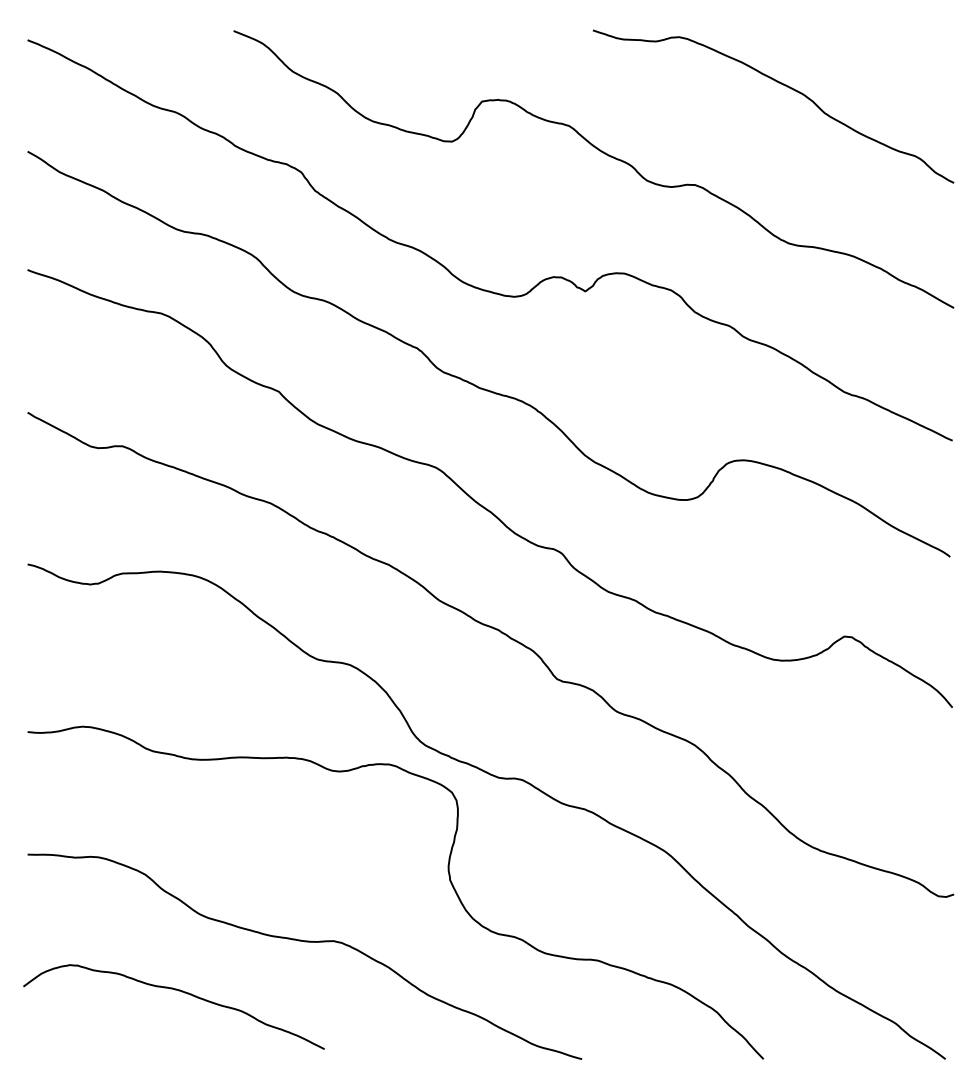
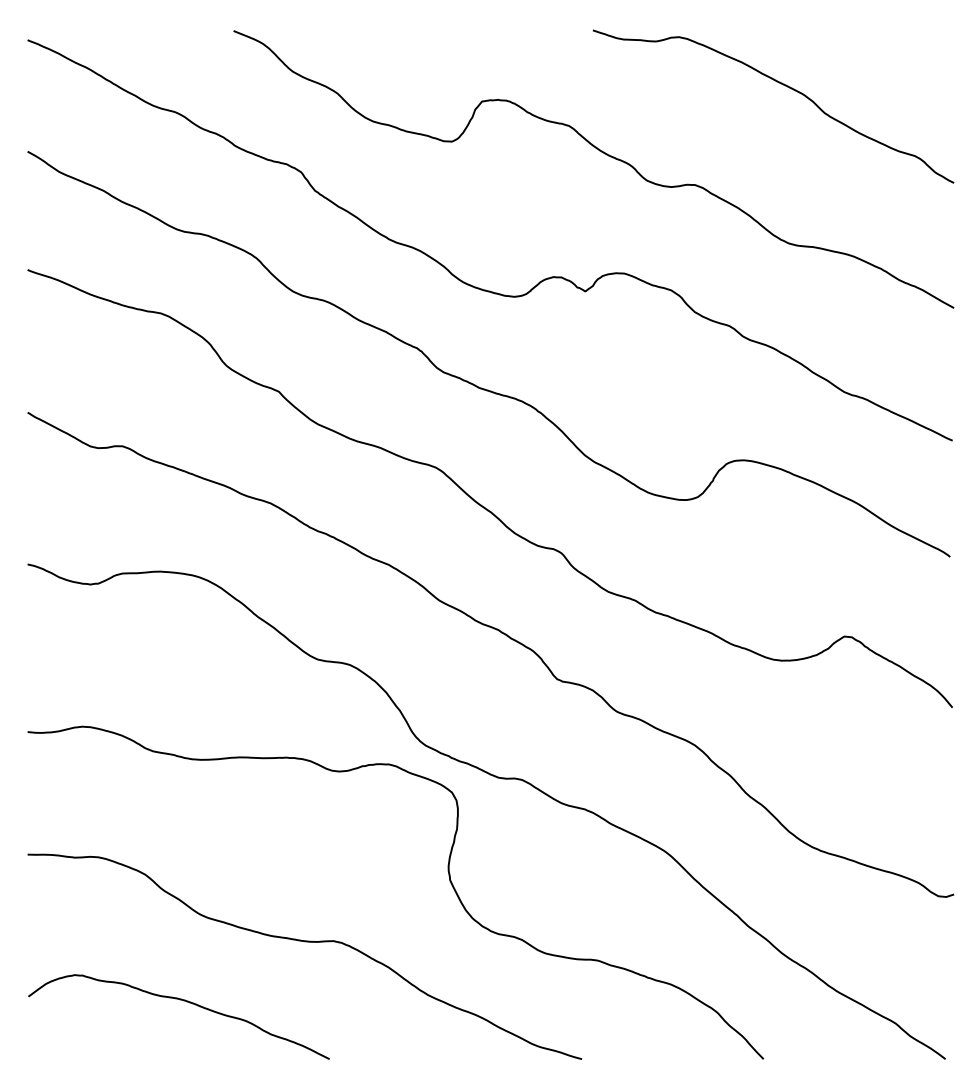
curve position: (178, 991) -> (183, 1001) (183, 1001)
